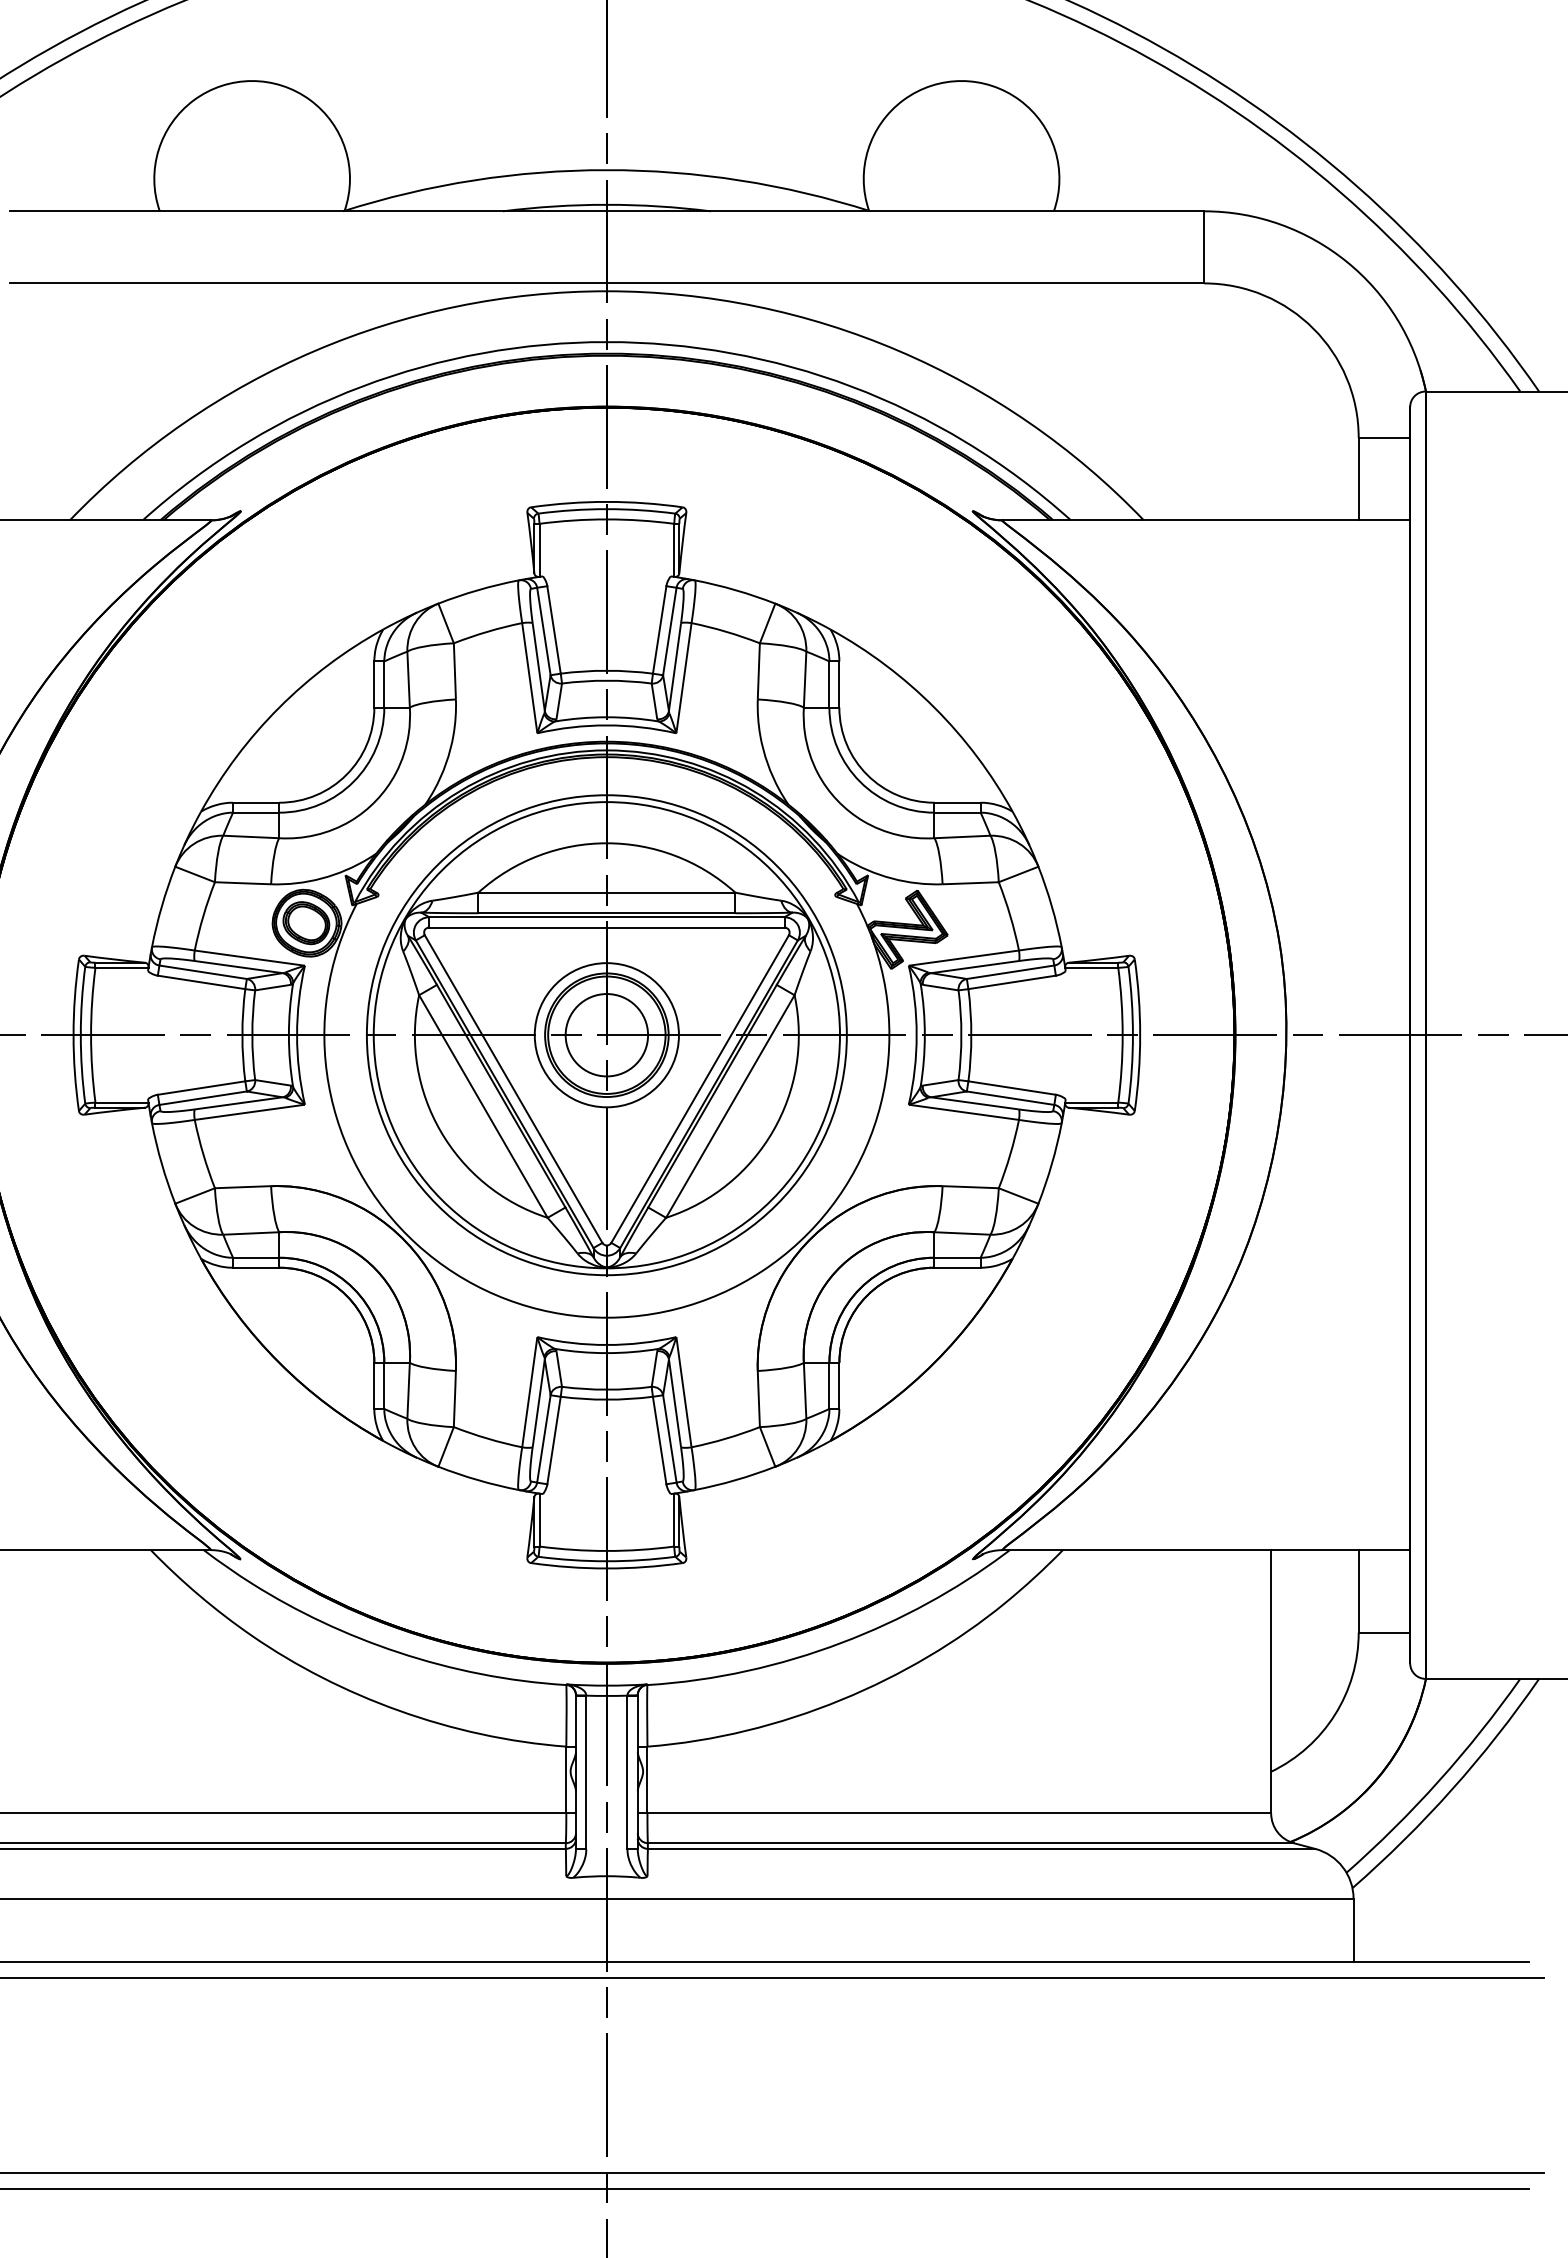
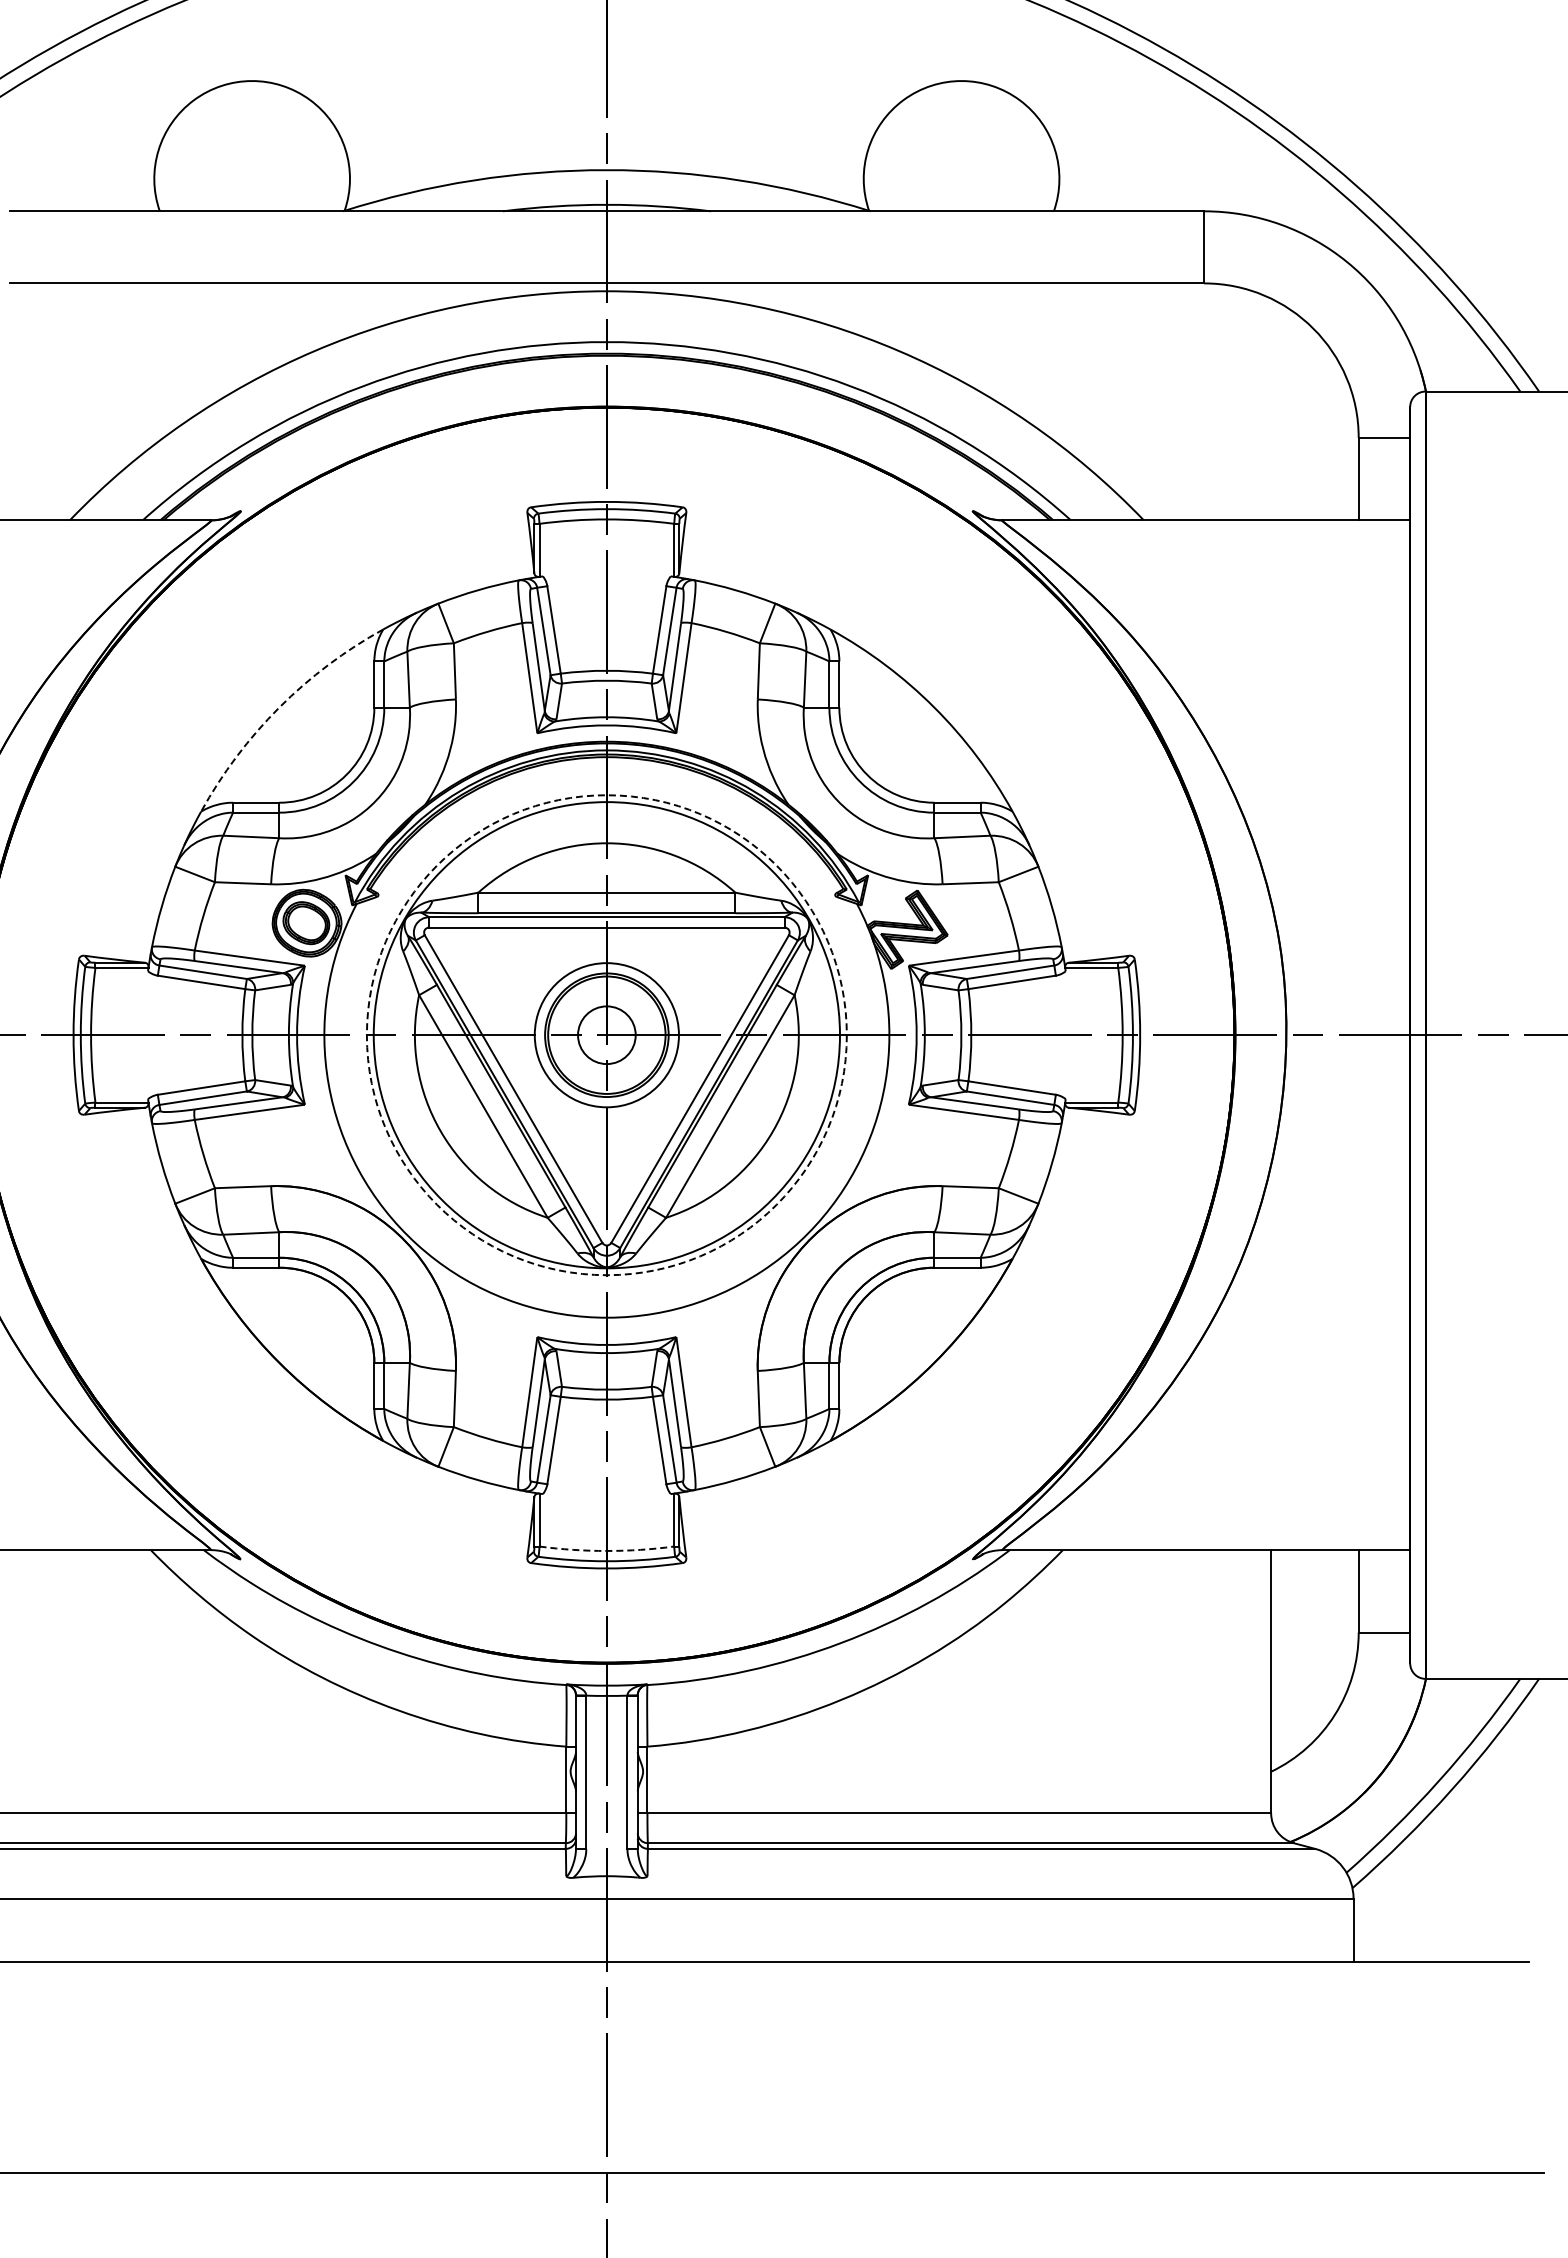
arc: solid -> dashed (279, 707)
circle diameter: 82 px -> 58 px (606, 1035)
circle: solid -> dashed (606, 1035)
arc: solid -> dashed (606, 1550)
line: present -> none (773, 1977)
line: present -> none (765, 2188)
